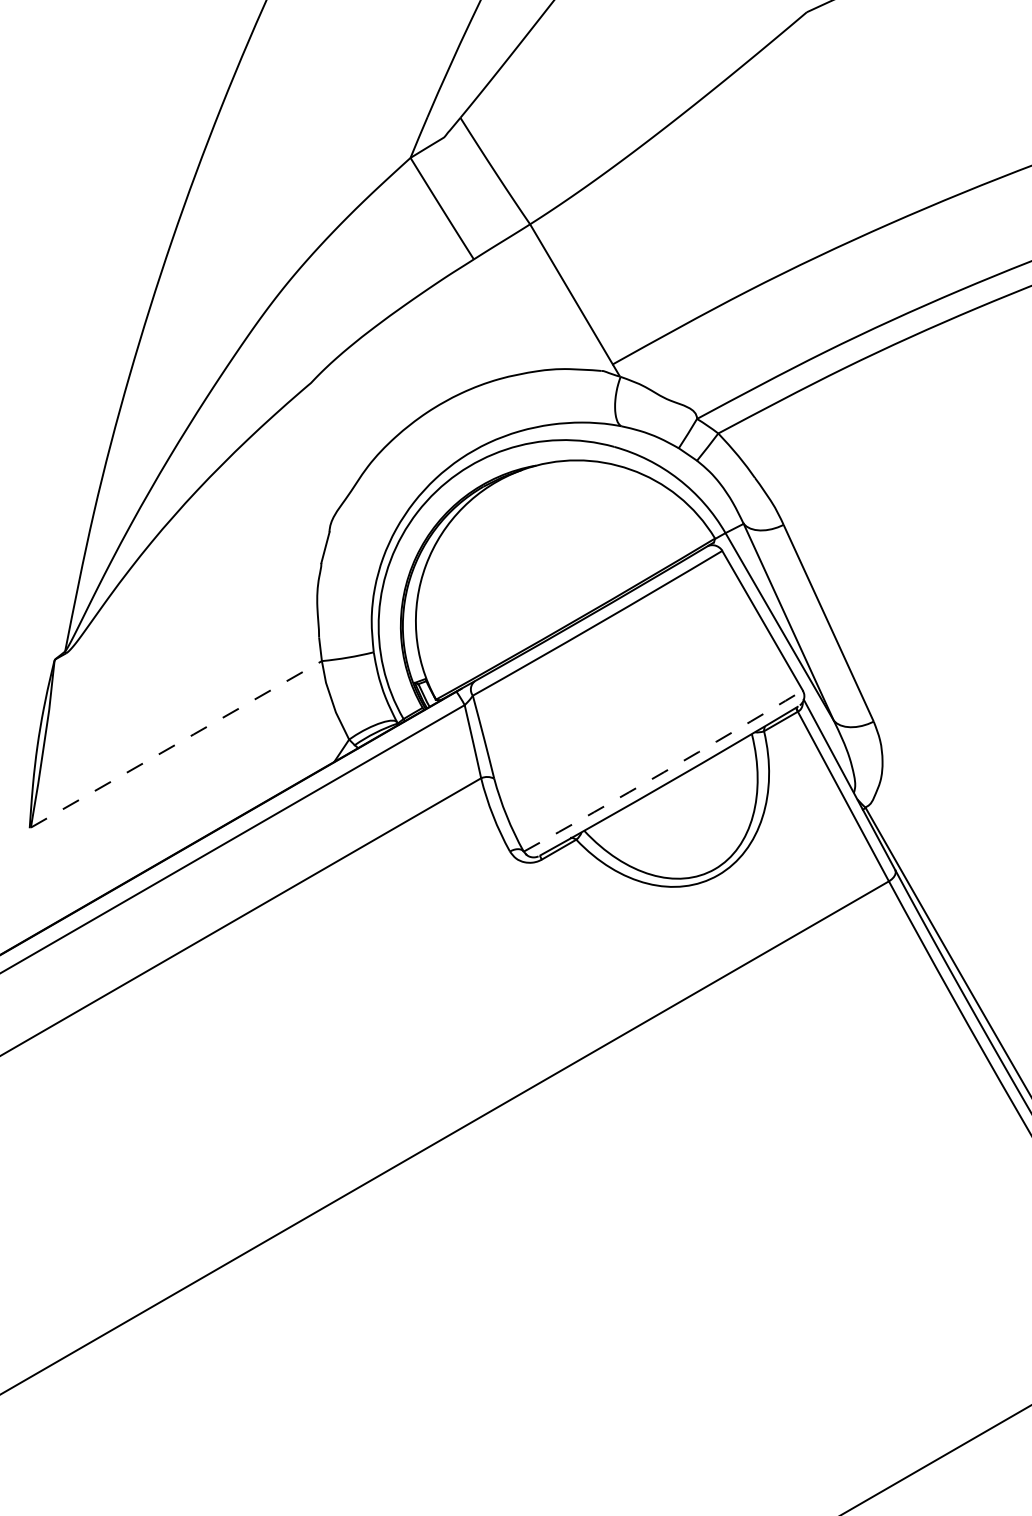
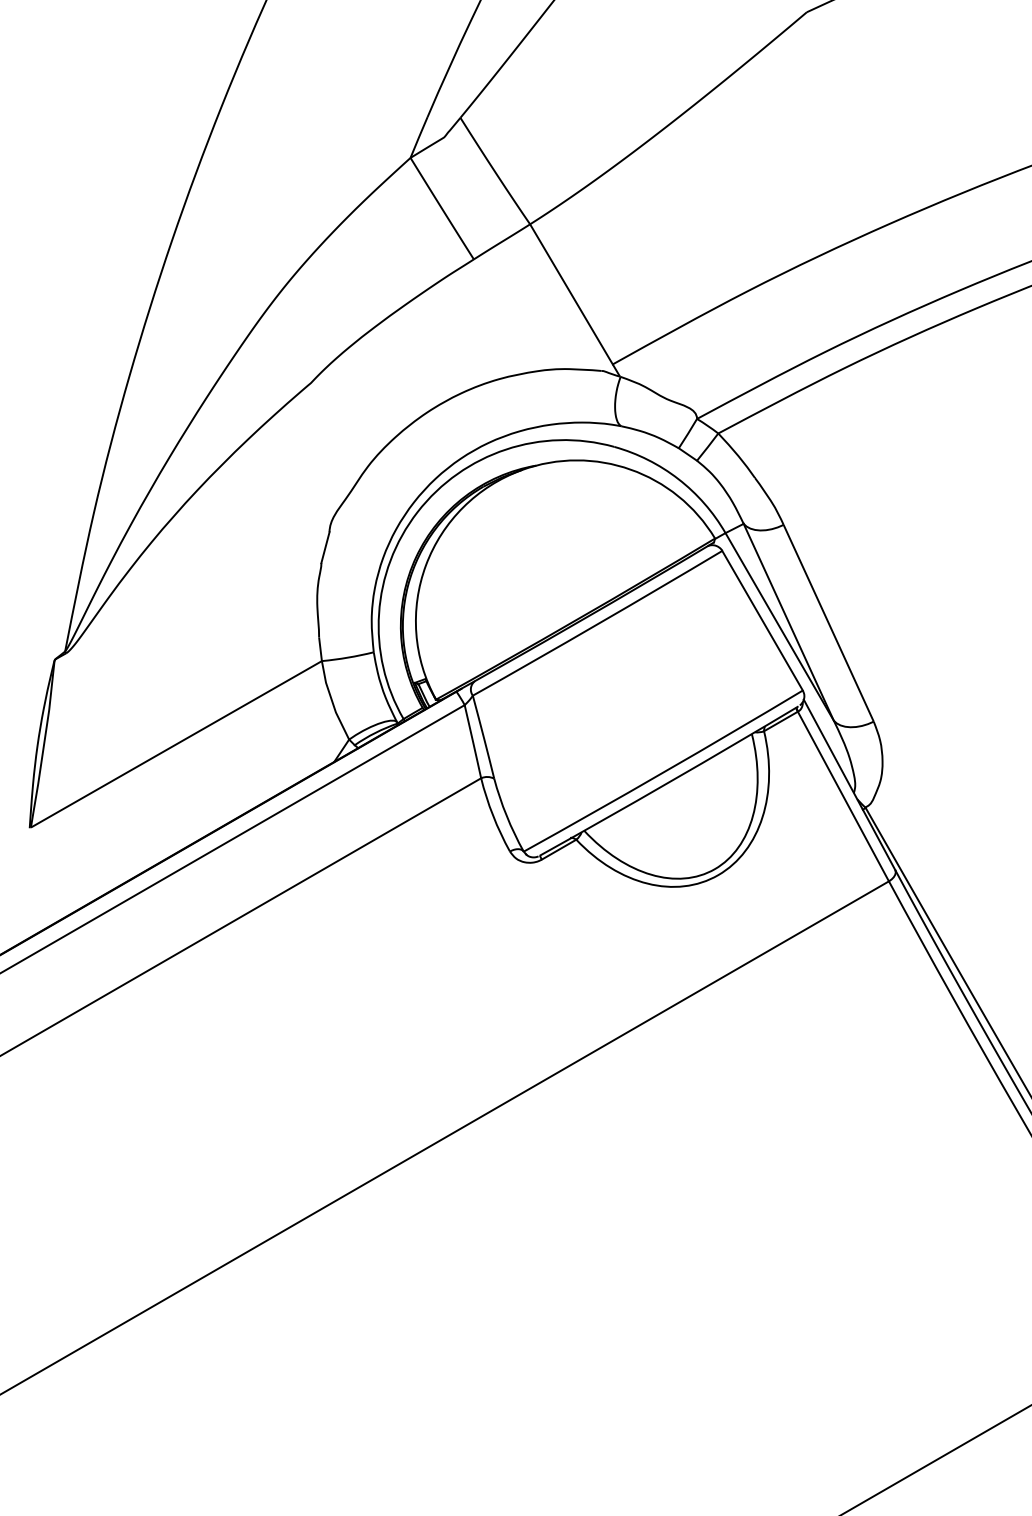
line: dashed -> solid (177, 743)
arc: dashed -> solid (663, 772)
